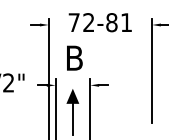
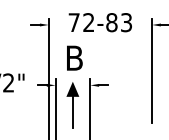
text: 72-81 -> 72-83 (126, 22)
part position: (72, 112) -> (72, 105) (72, 105)
